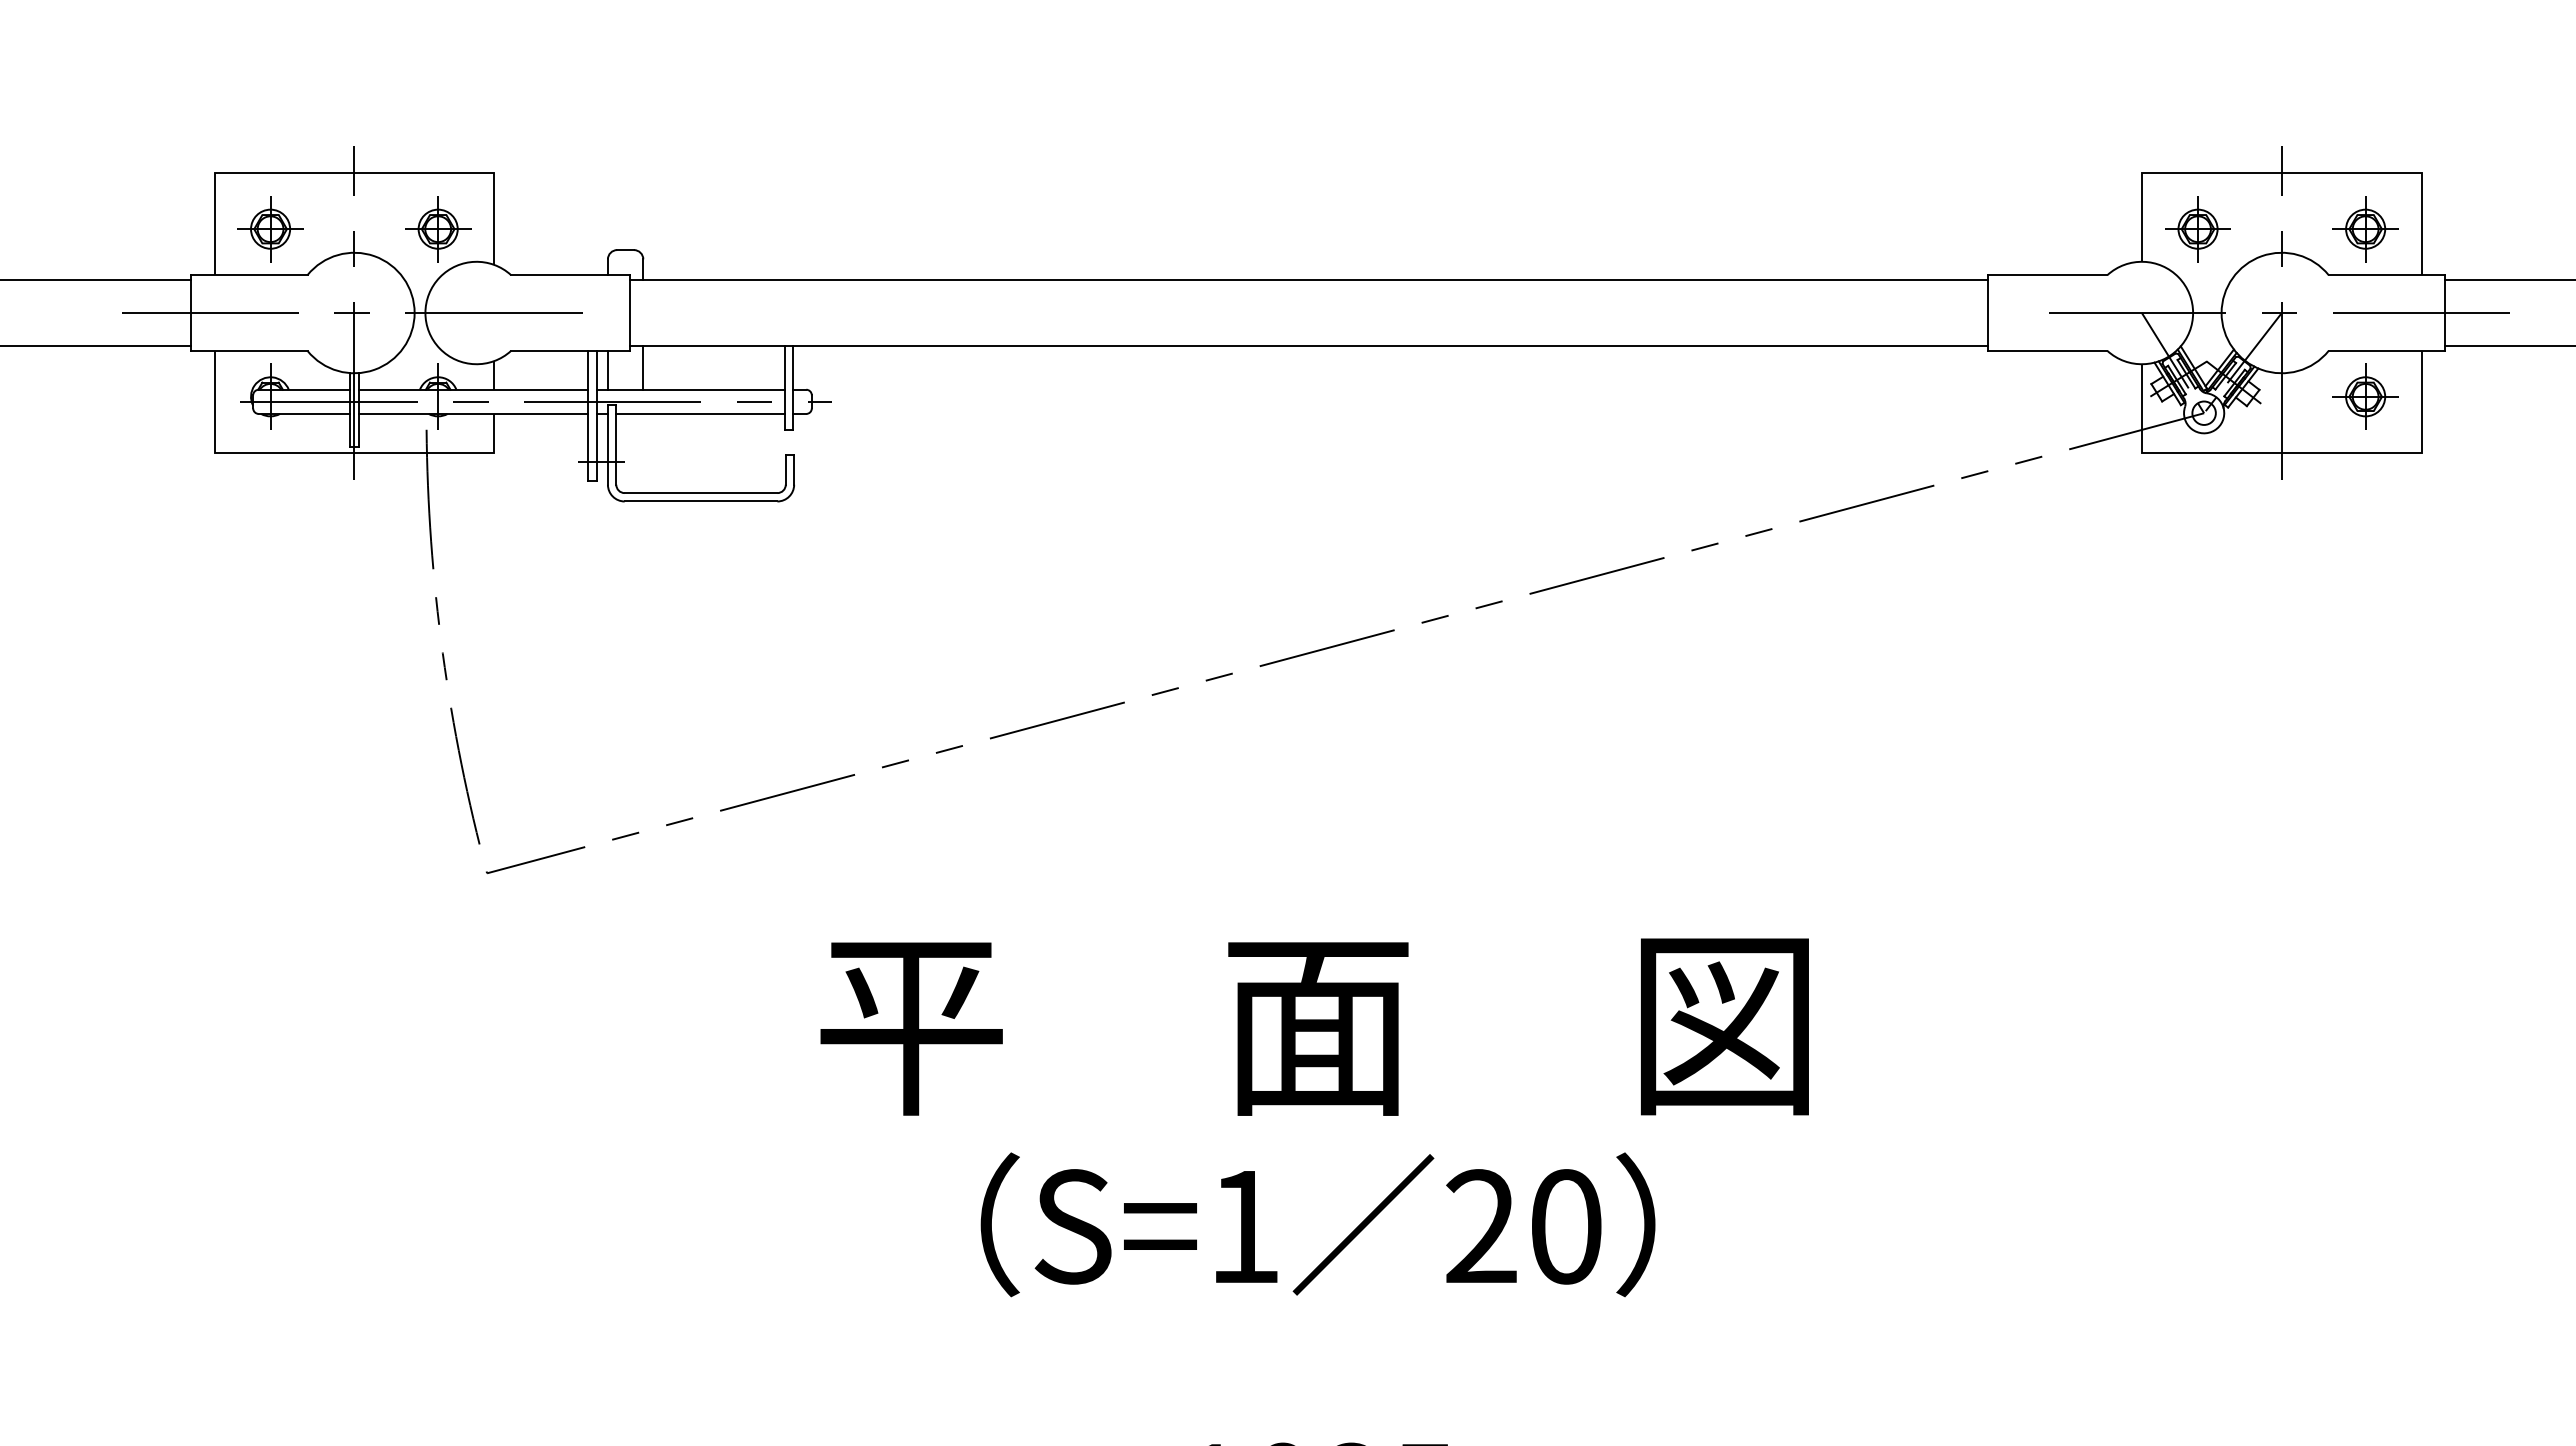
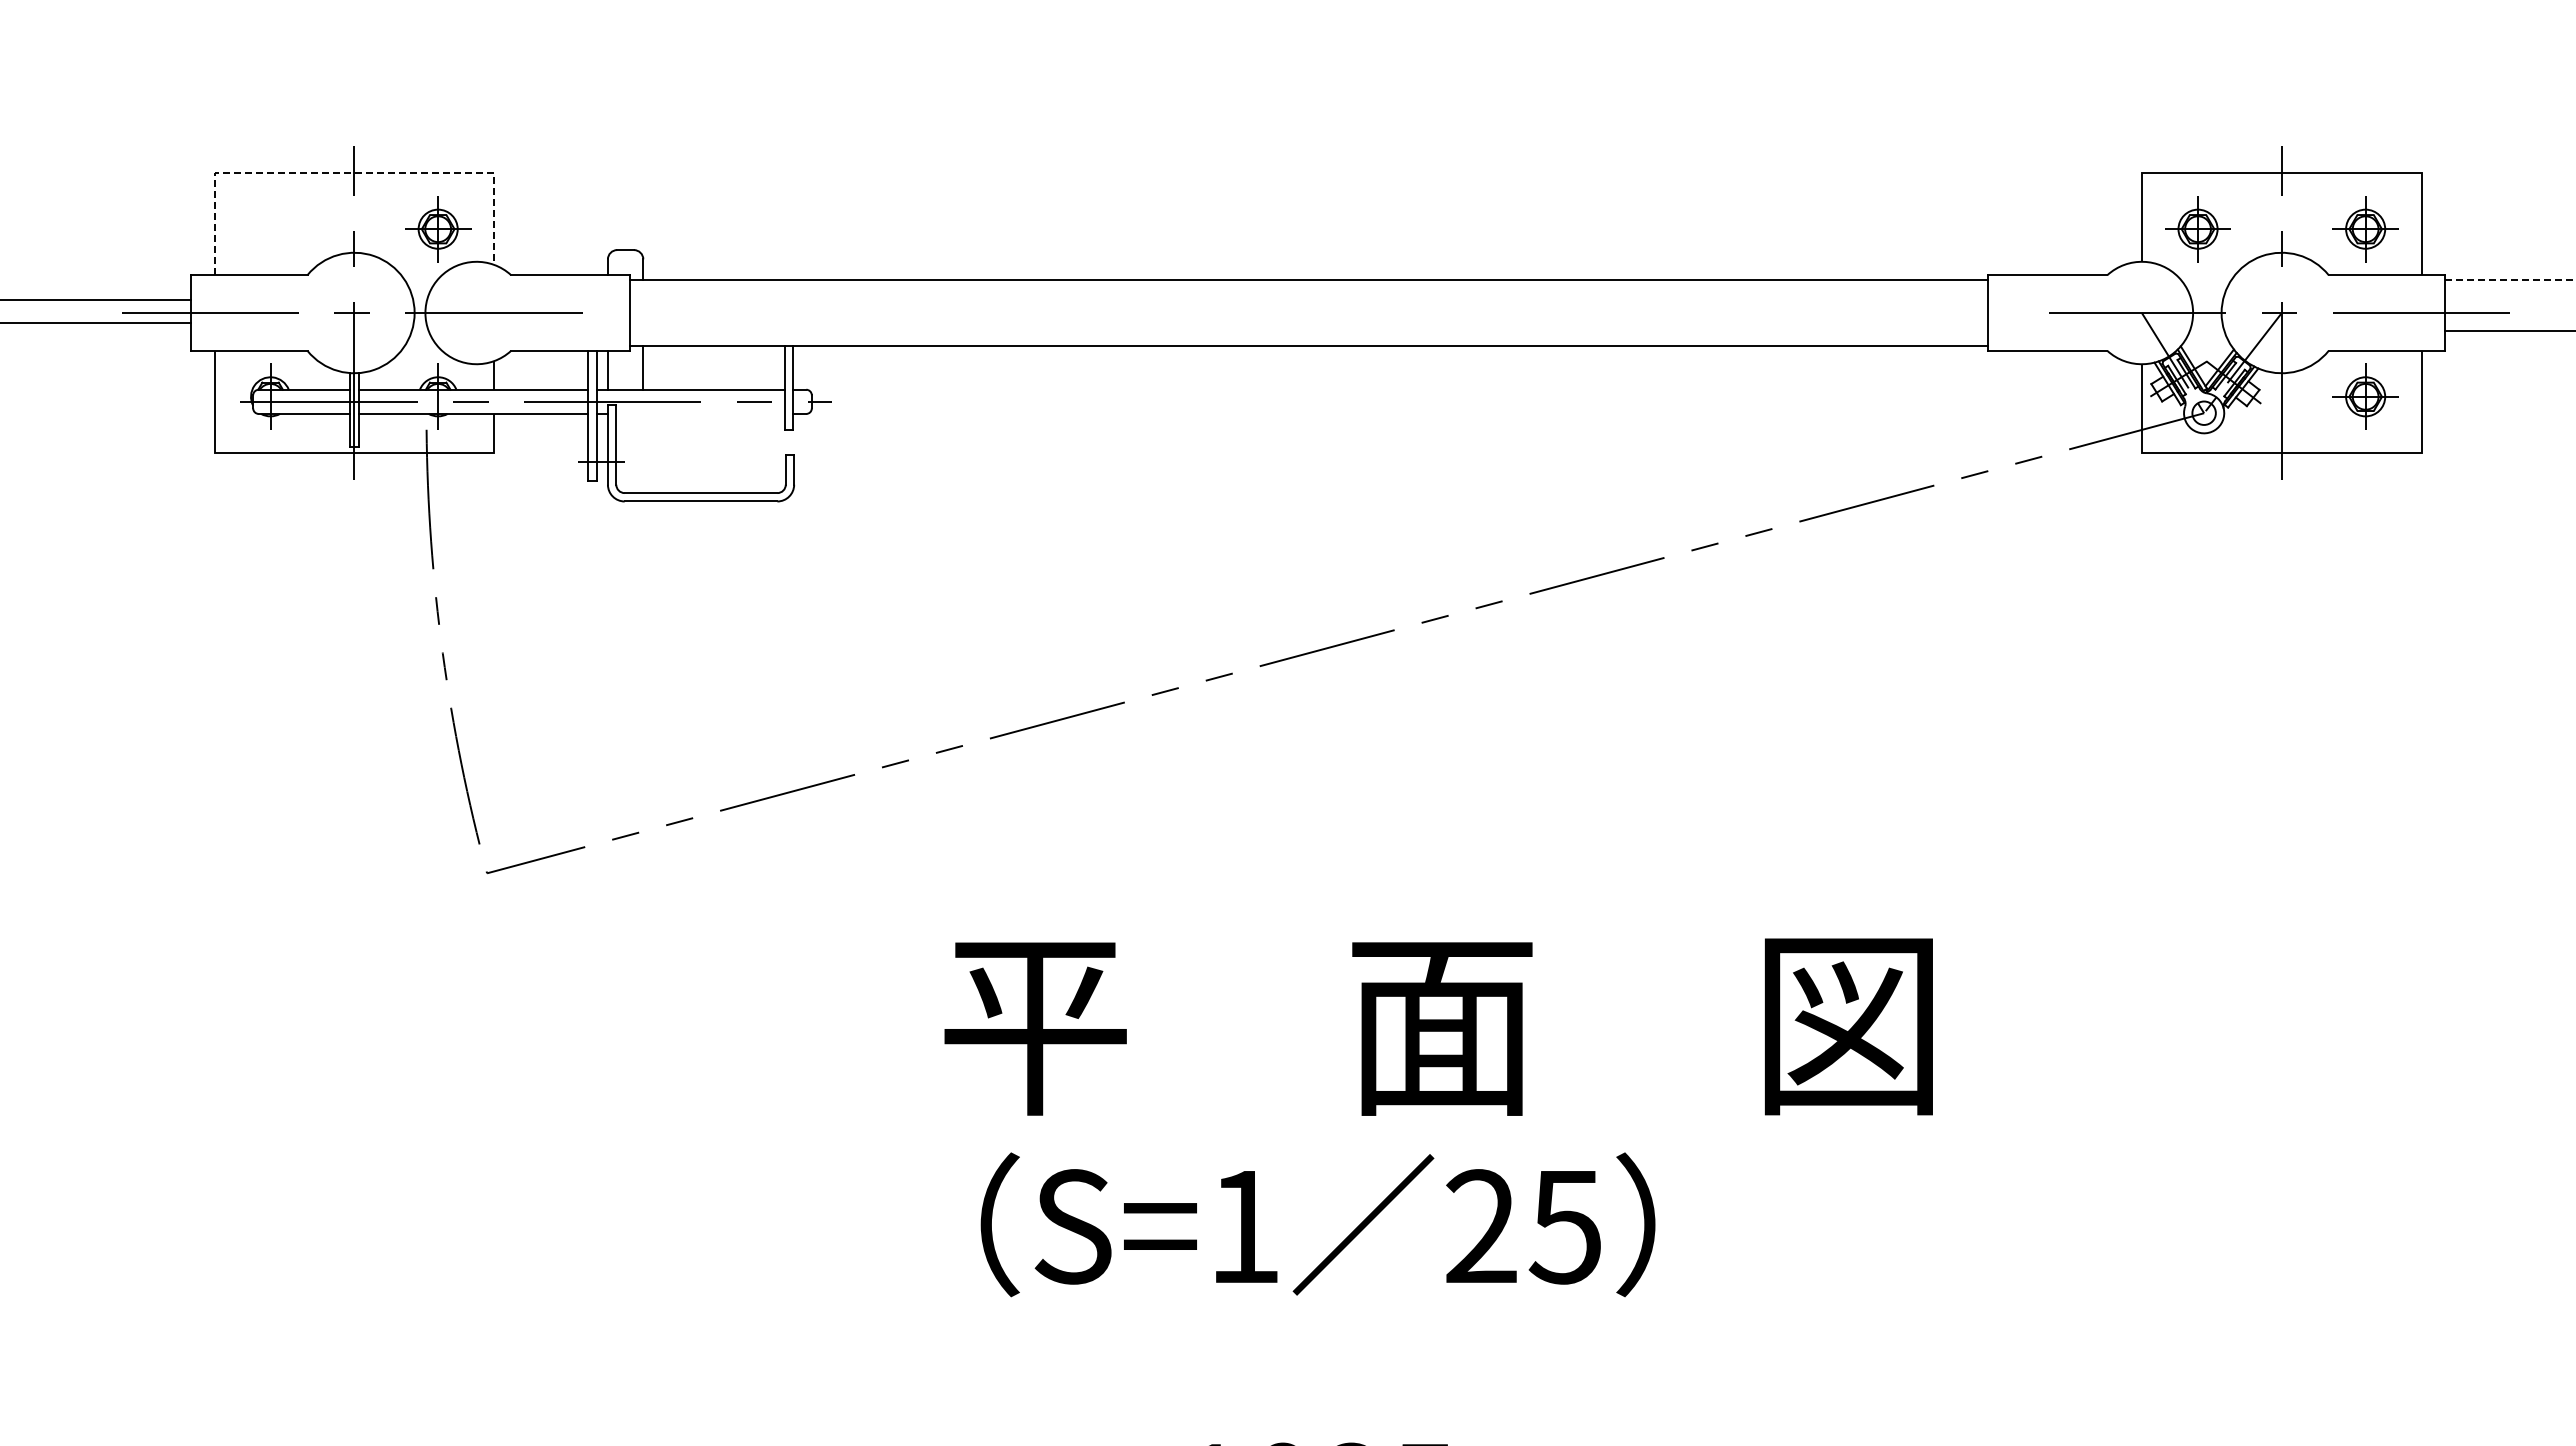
line: solid -> dashed (349, 173)
part: present -> none (270, 229)
line position: (96, 280) -> (96, 300) (96, 300)
line: solid -> dashed (2510, 280)
line position: (96, 345) -> (96, 322) (96, 322)
line position: (2508, 345) -> (2508, 330) (2508, 330)
line: present -> none (700, 413)
text position: (1314, 1026) -> (1438, 1026) (1438, 1026)
text: 20 -> 25 (1564, 1226)
